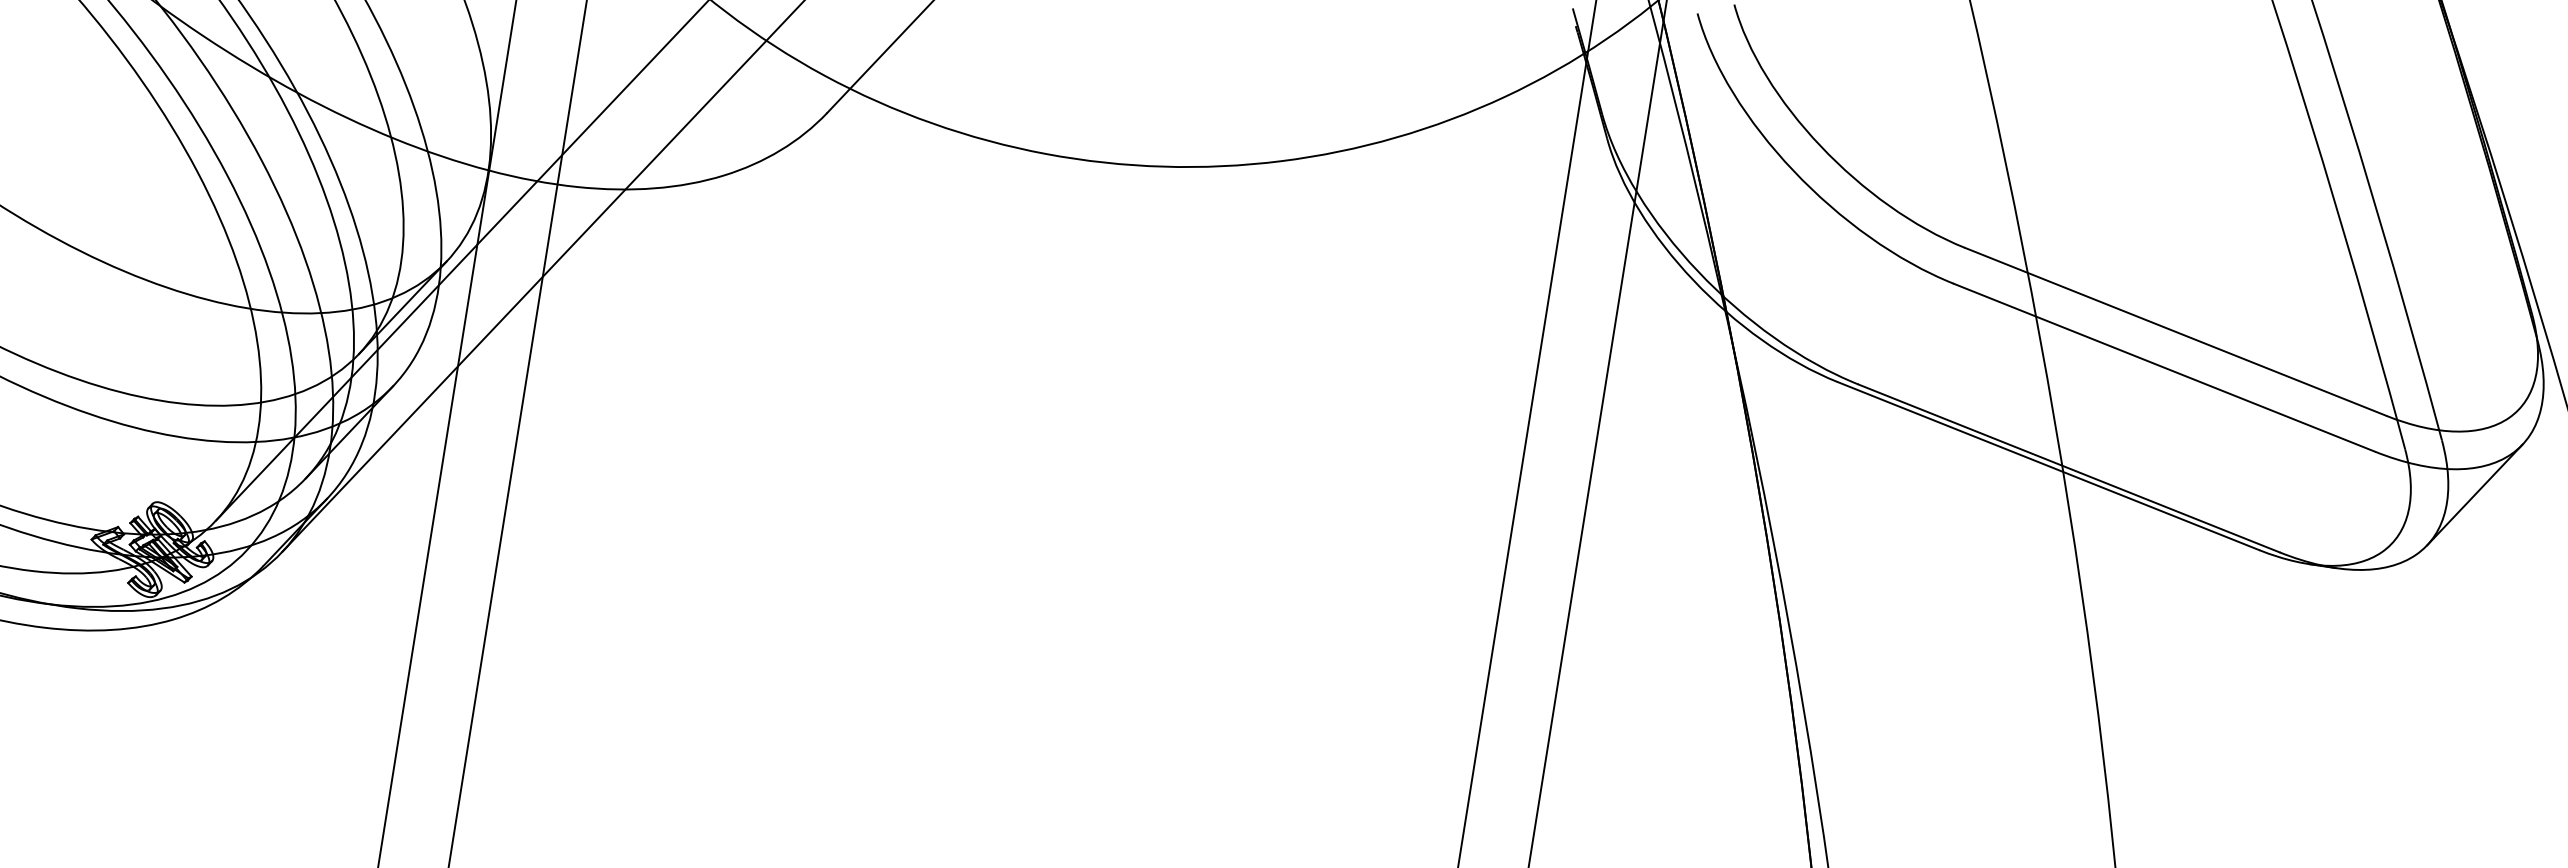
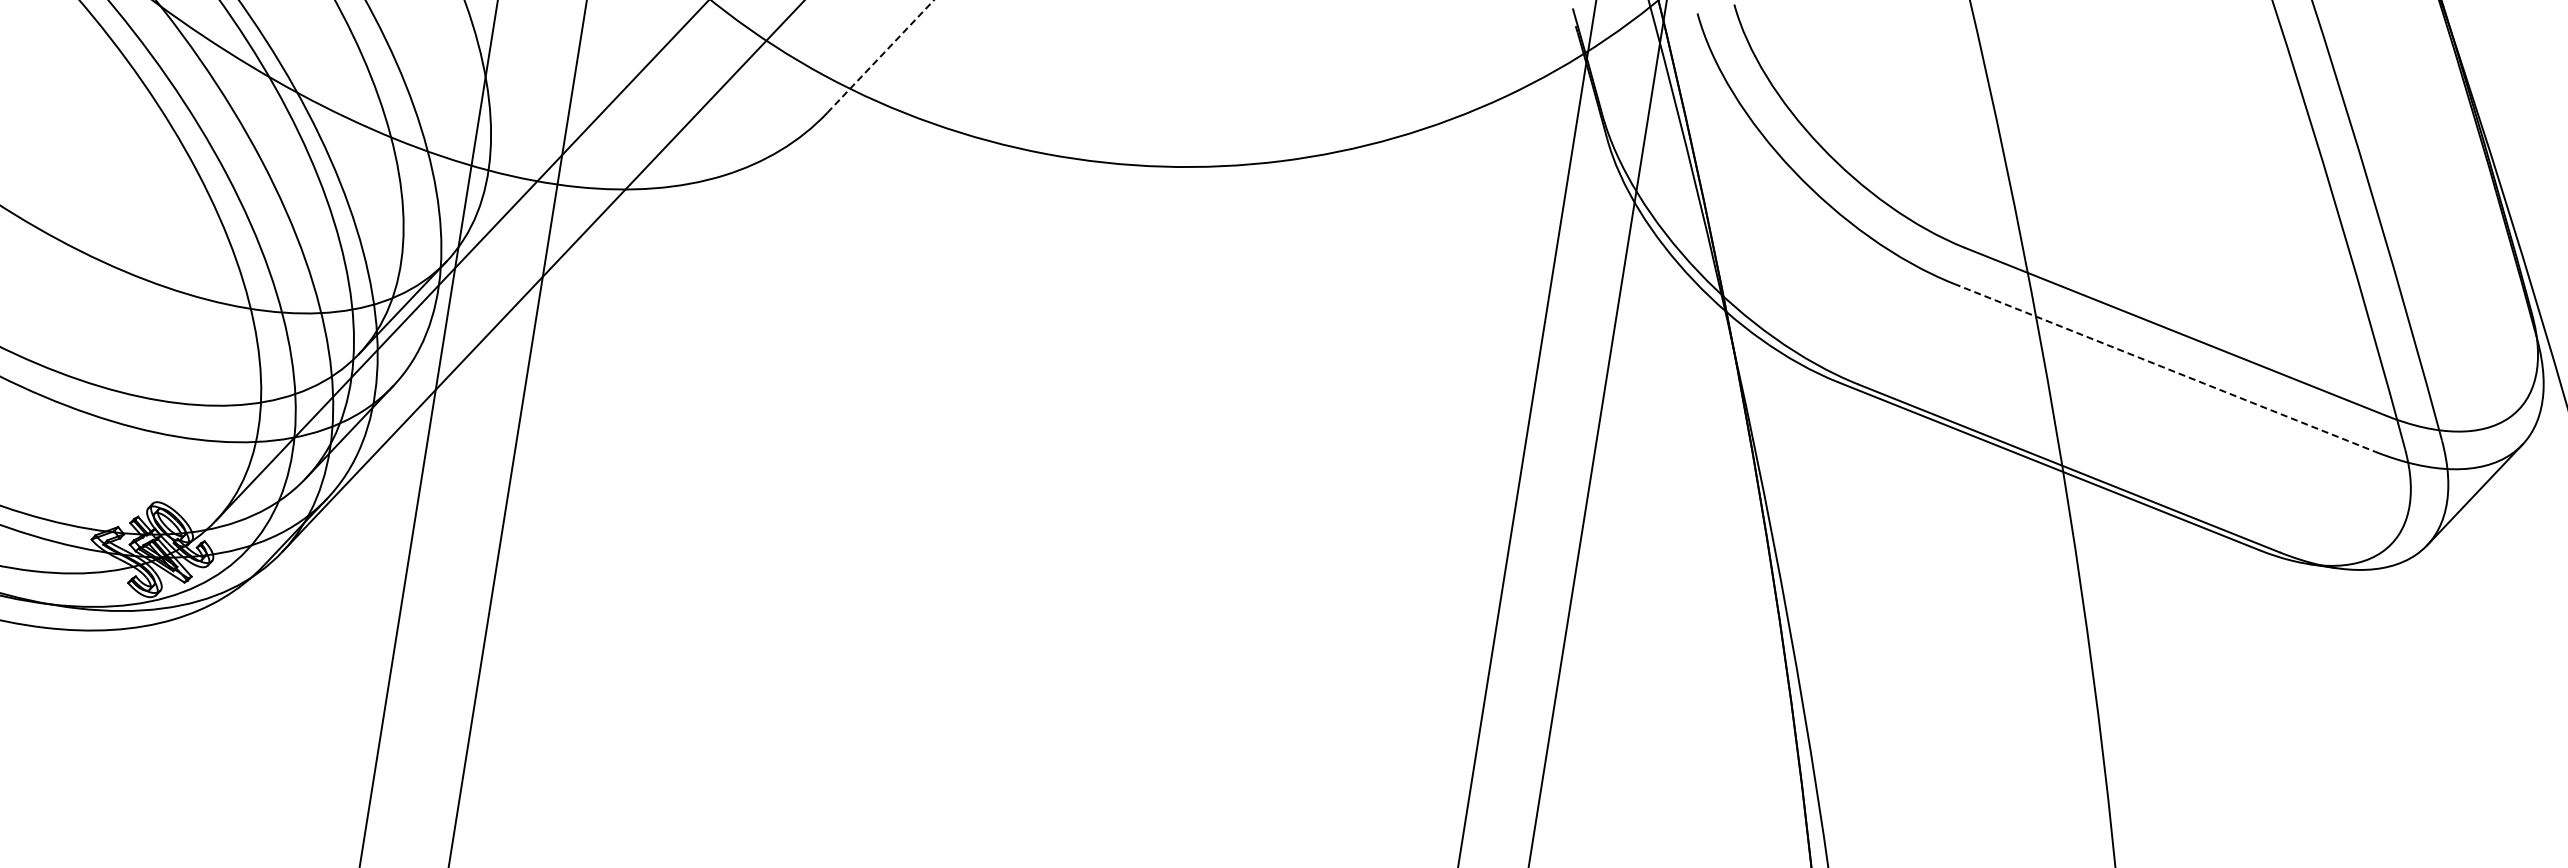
line: solid -> dashed (880, 56)
line: solid -> dashed (2164, 367)
line position: (447, 433) -> (428, 433) (428, 433)
